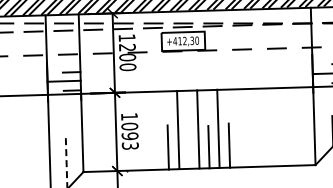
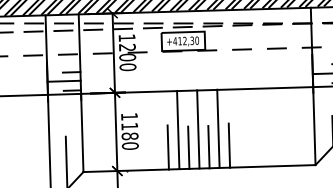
text: 1093 -> 1180 (129, 135)
line: none -> present (188, 147)
line: dashed -> solid (66, 161)
